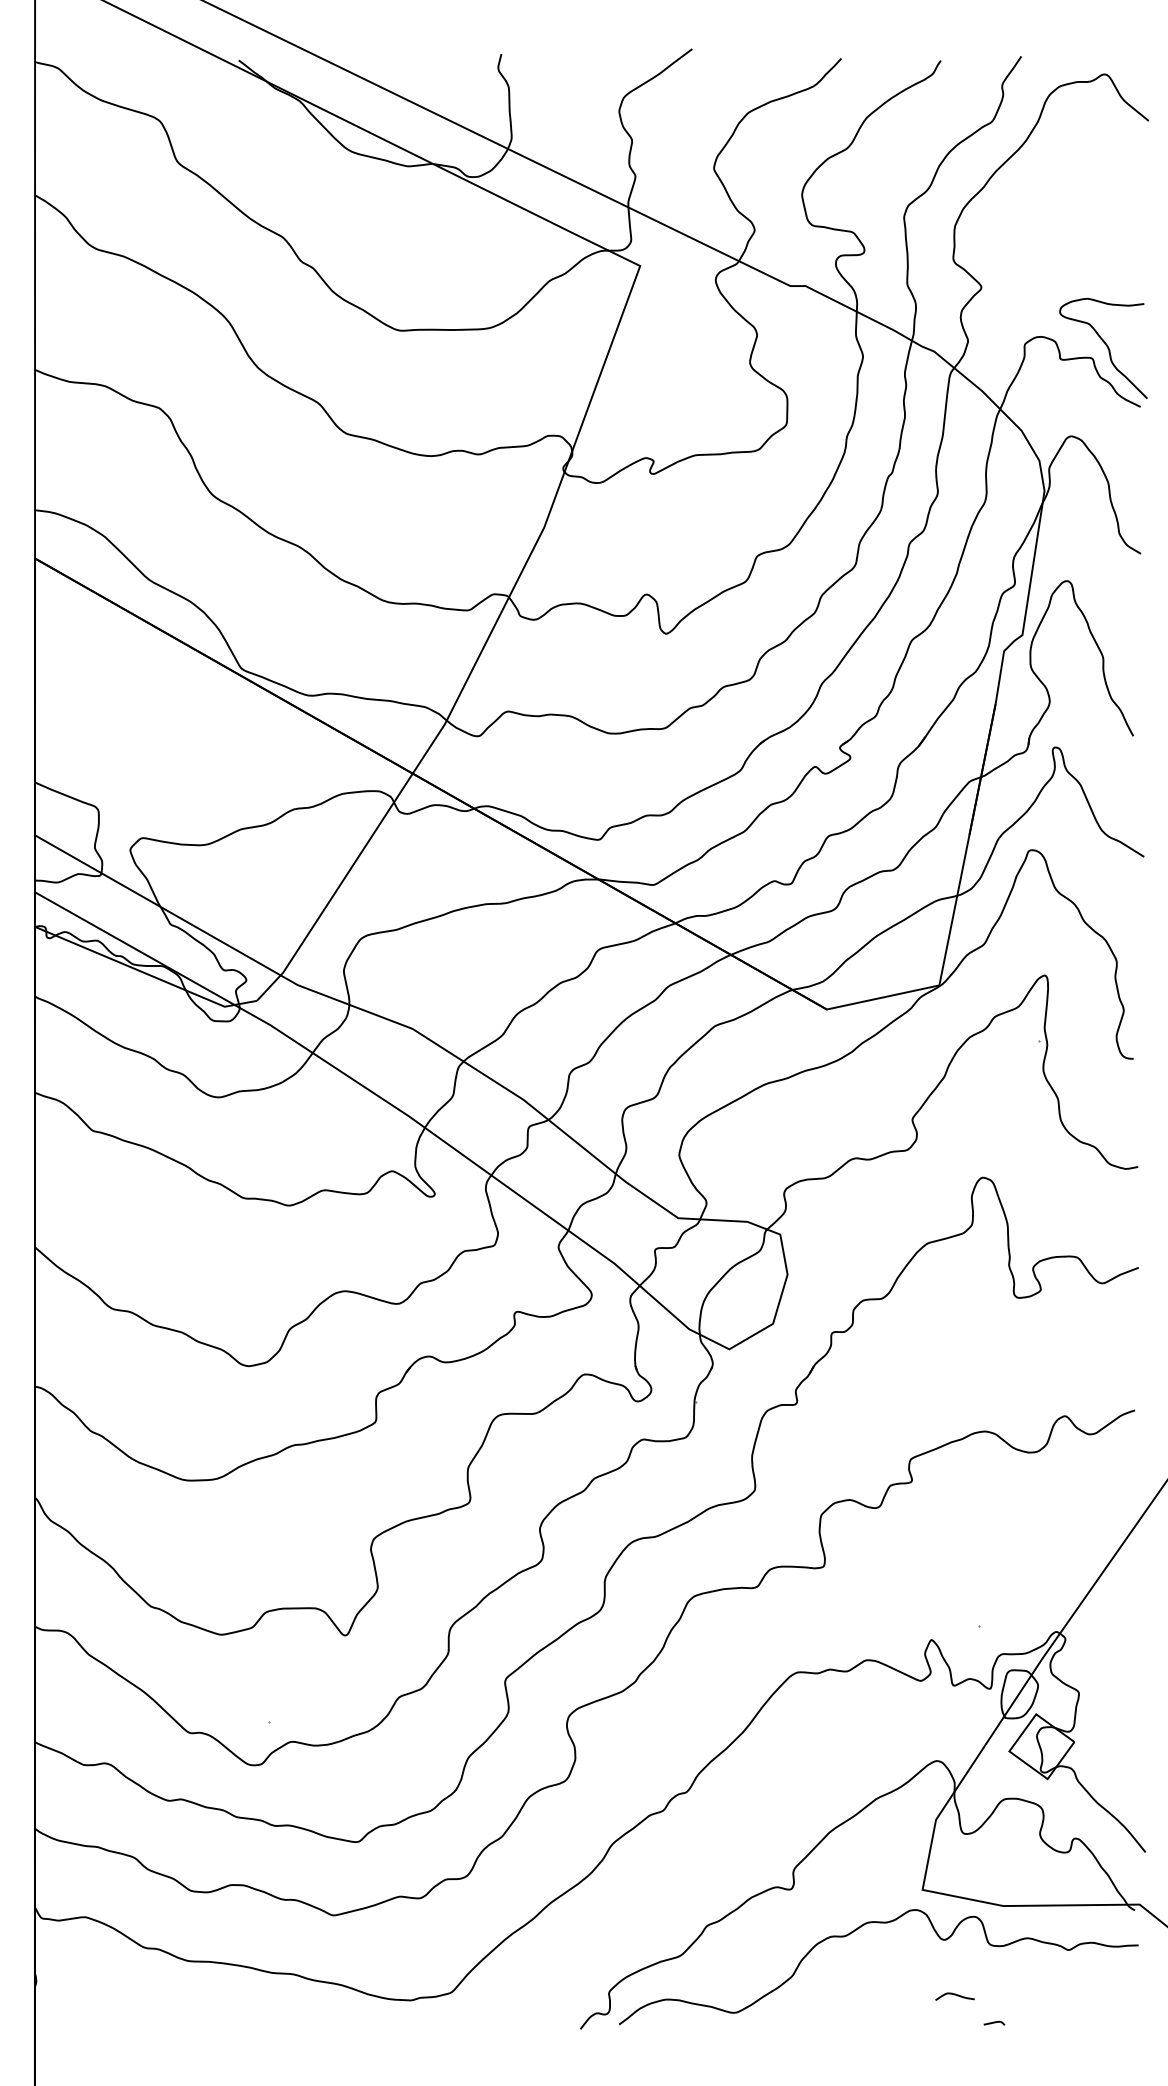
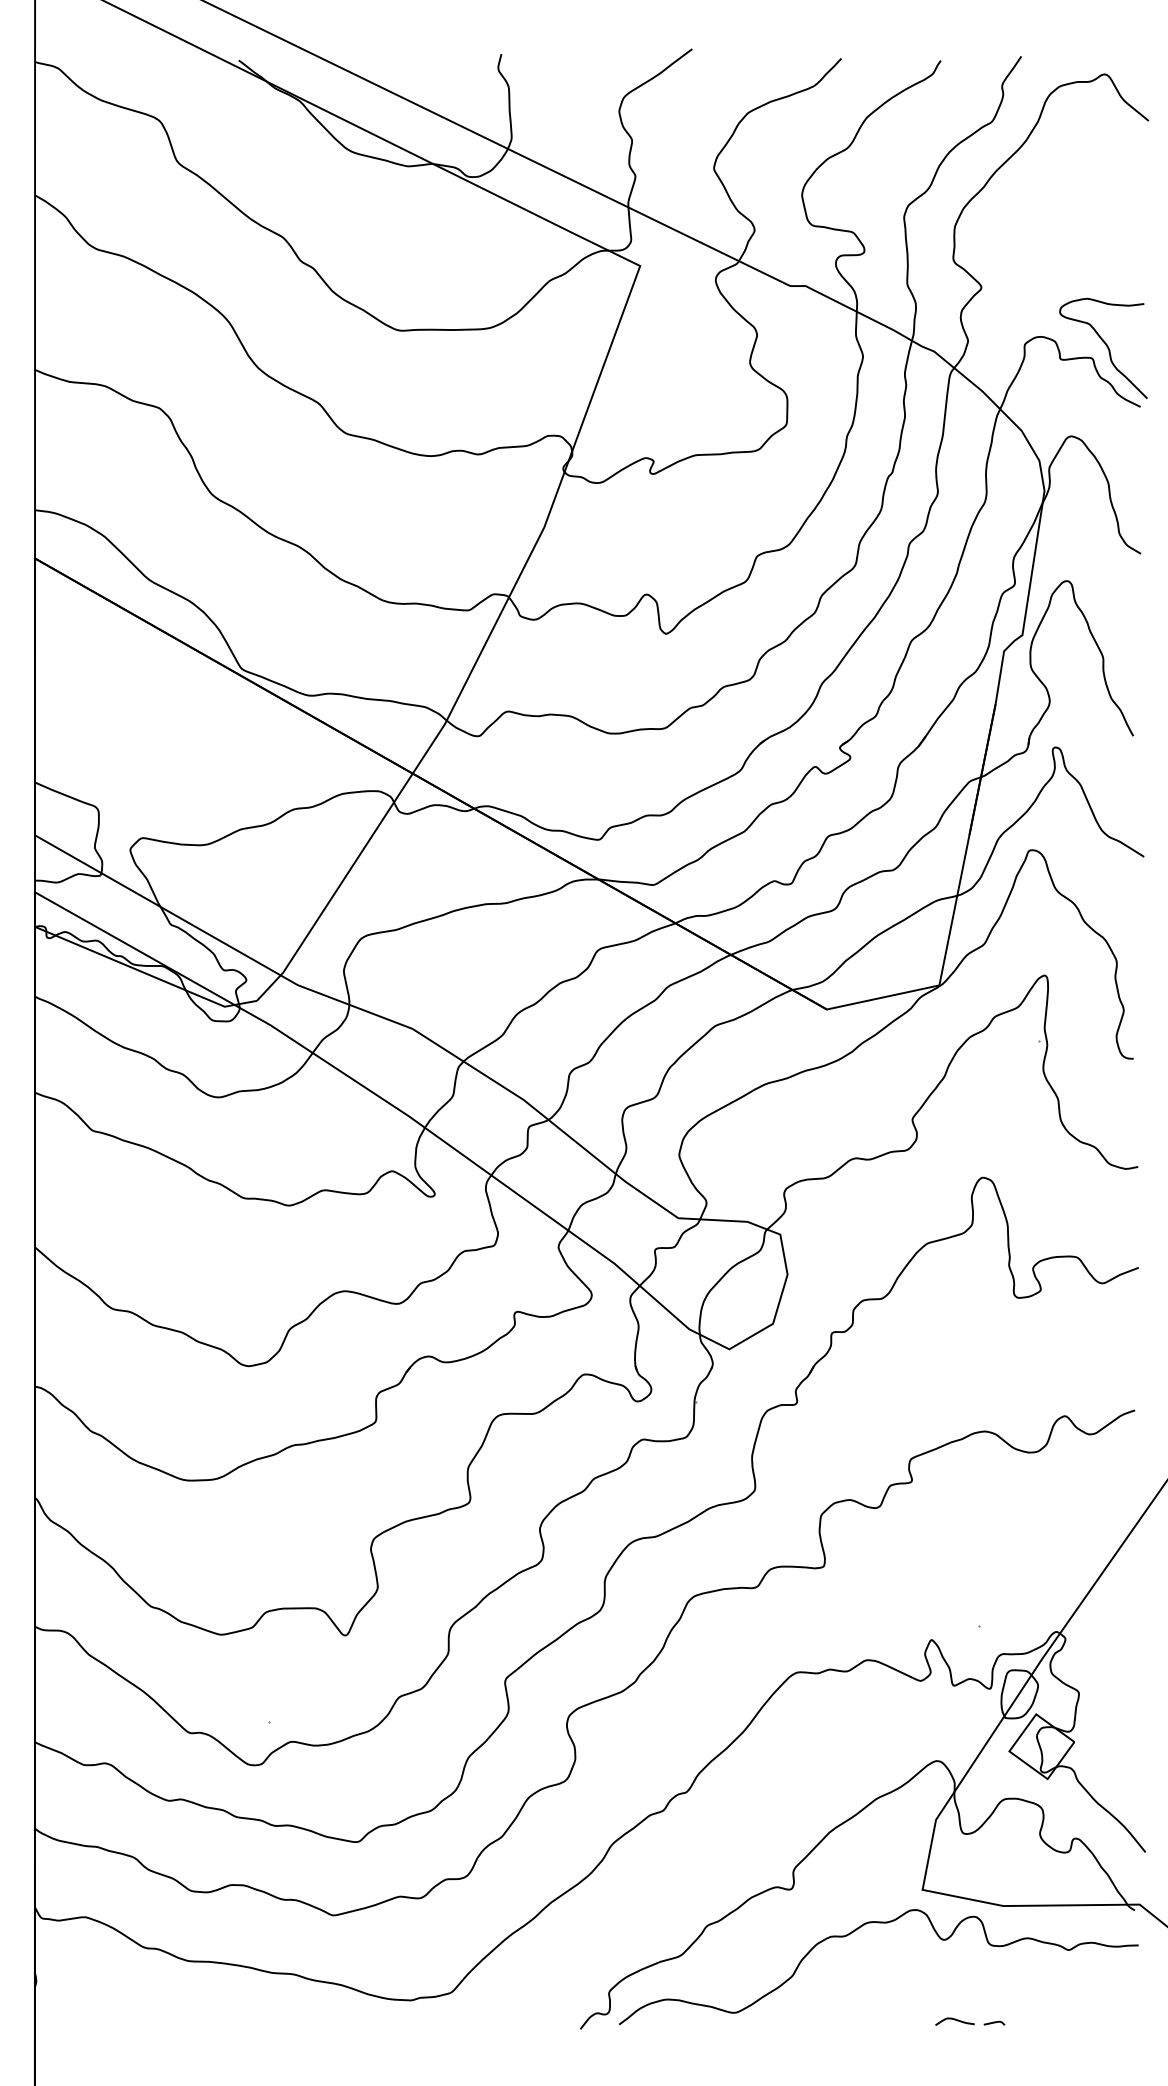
curve position: (954, 1995) -> (954, 2020) (954, 2020)
